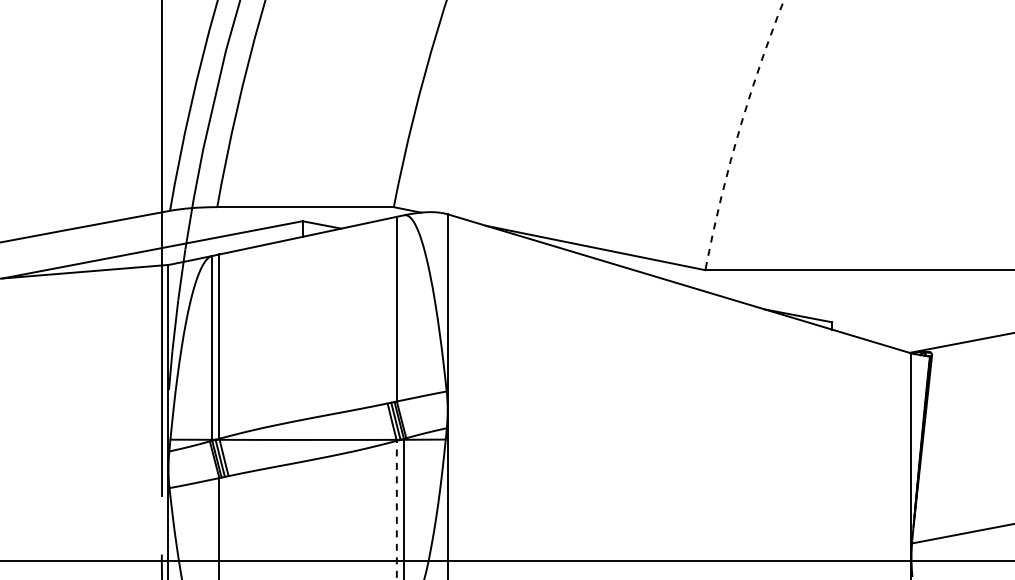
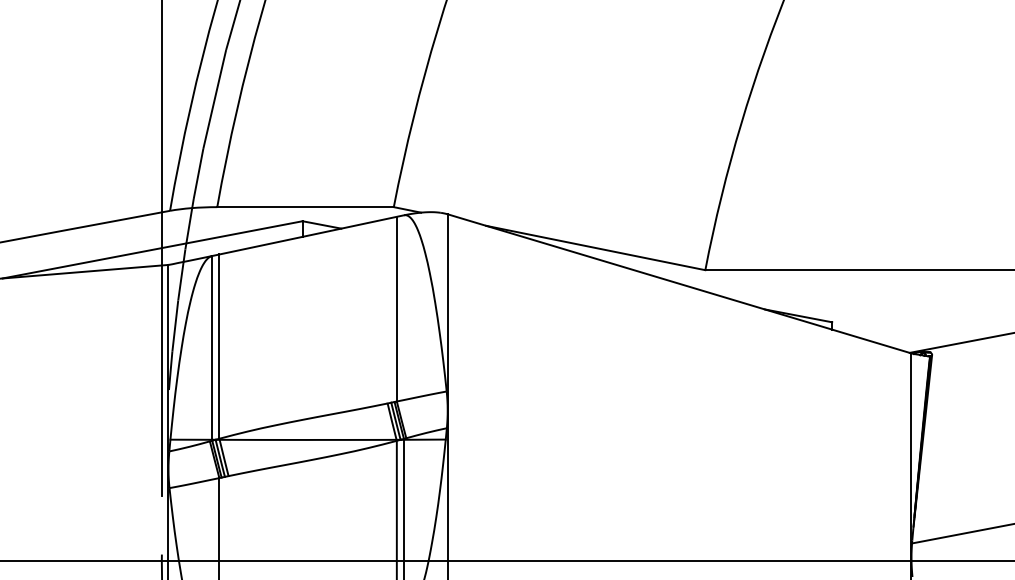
arc: dashed -> solid (738, 133)
line: dashed -> solid (396, 509)
